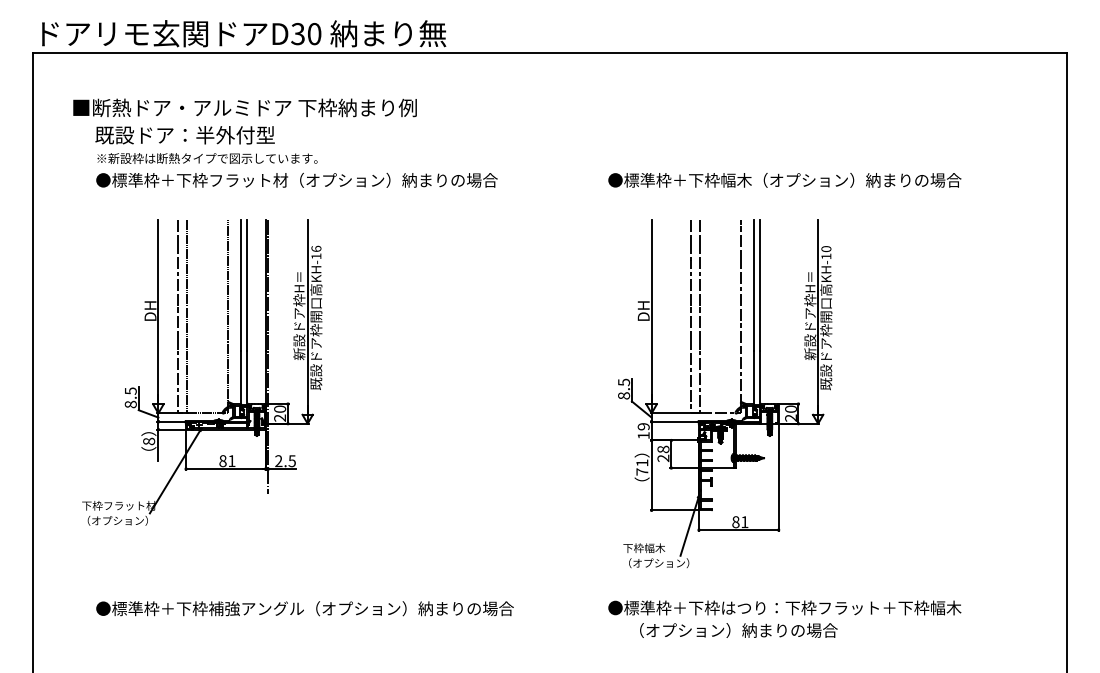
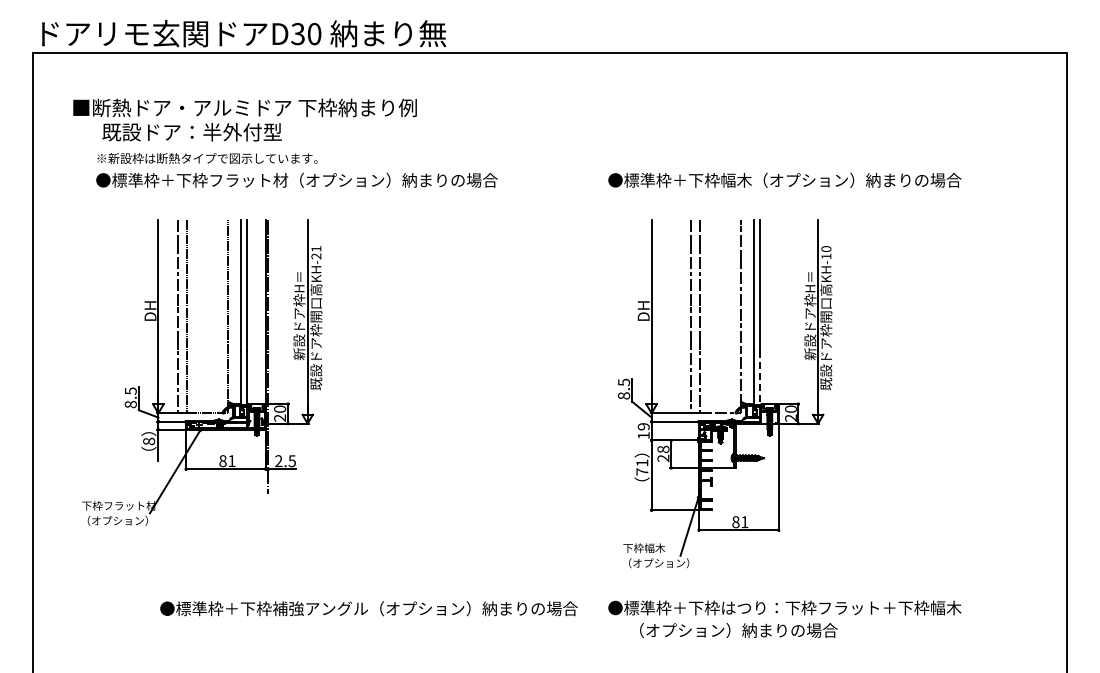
text position: (184, 135) -> (191, 132) (191, 132)
text: KH-16 -> KH-21 (316, 252)
line: solid -> dashed (760, 378)
text position: (304, 608) -> (368, 608) (368, 608)
